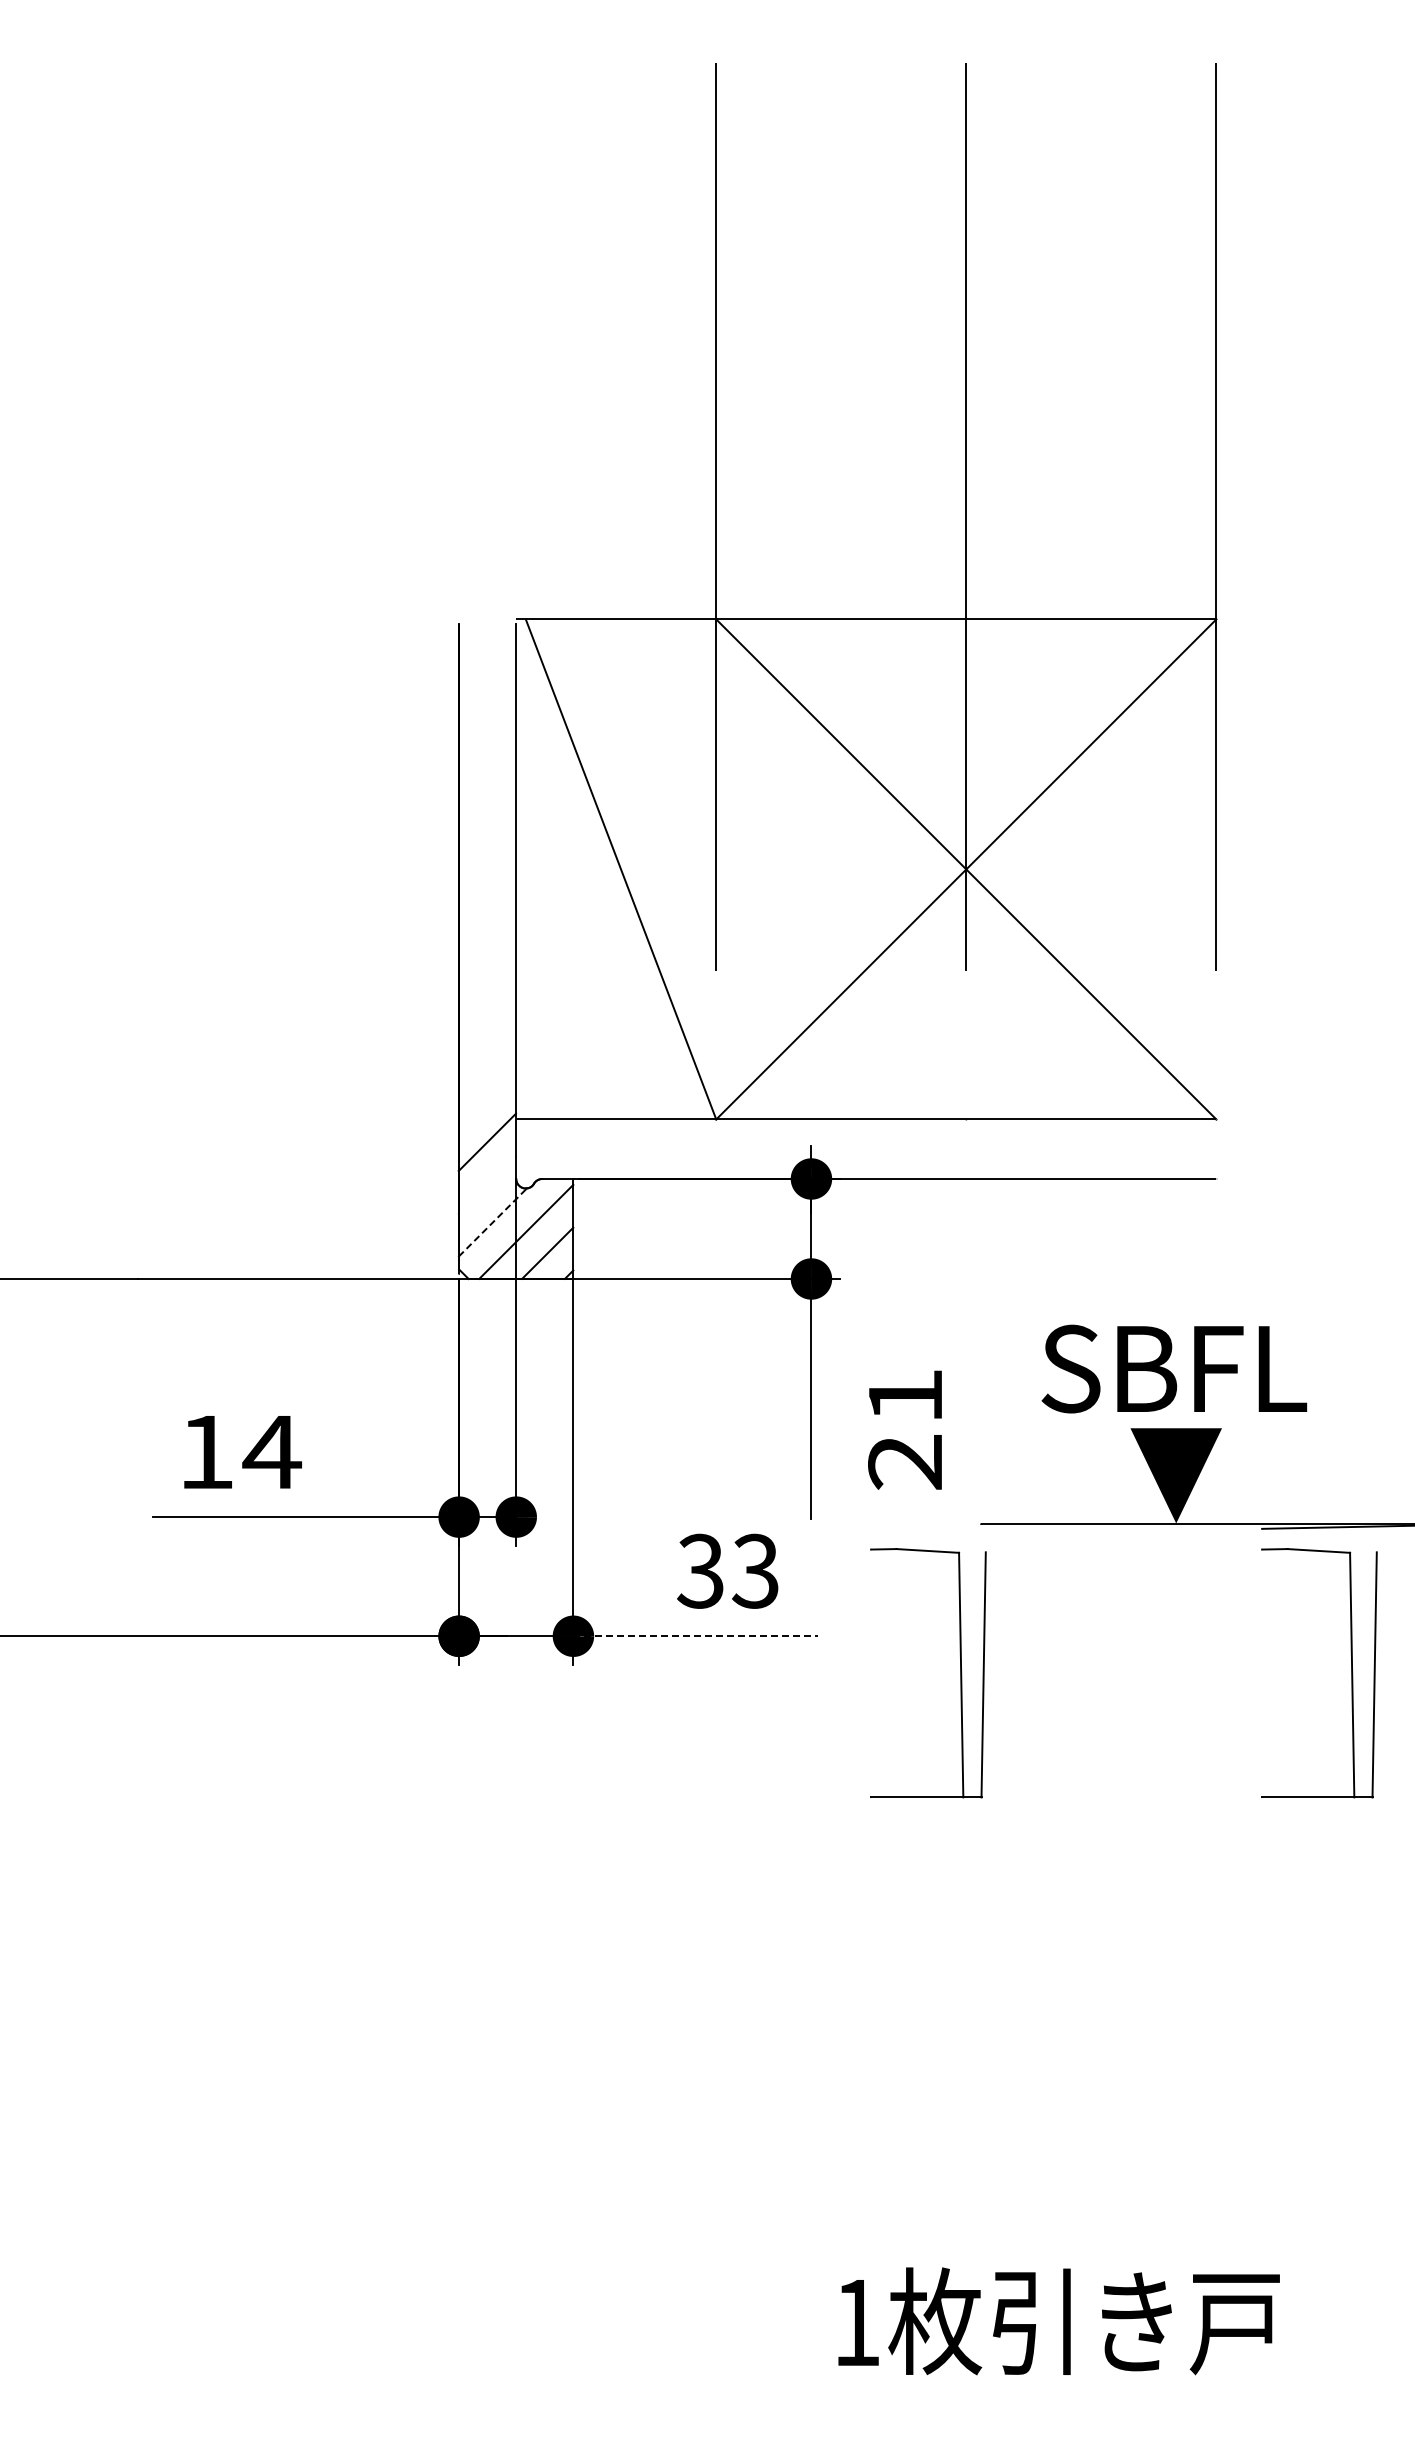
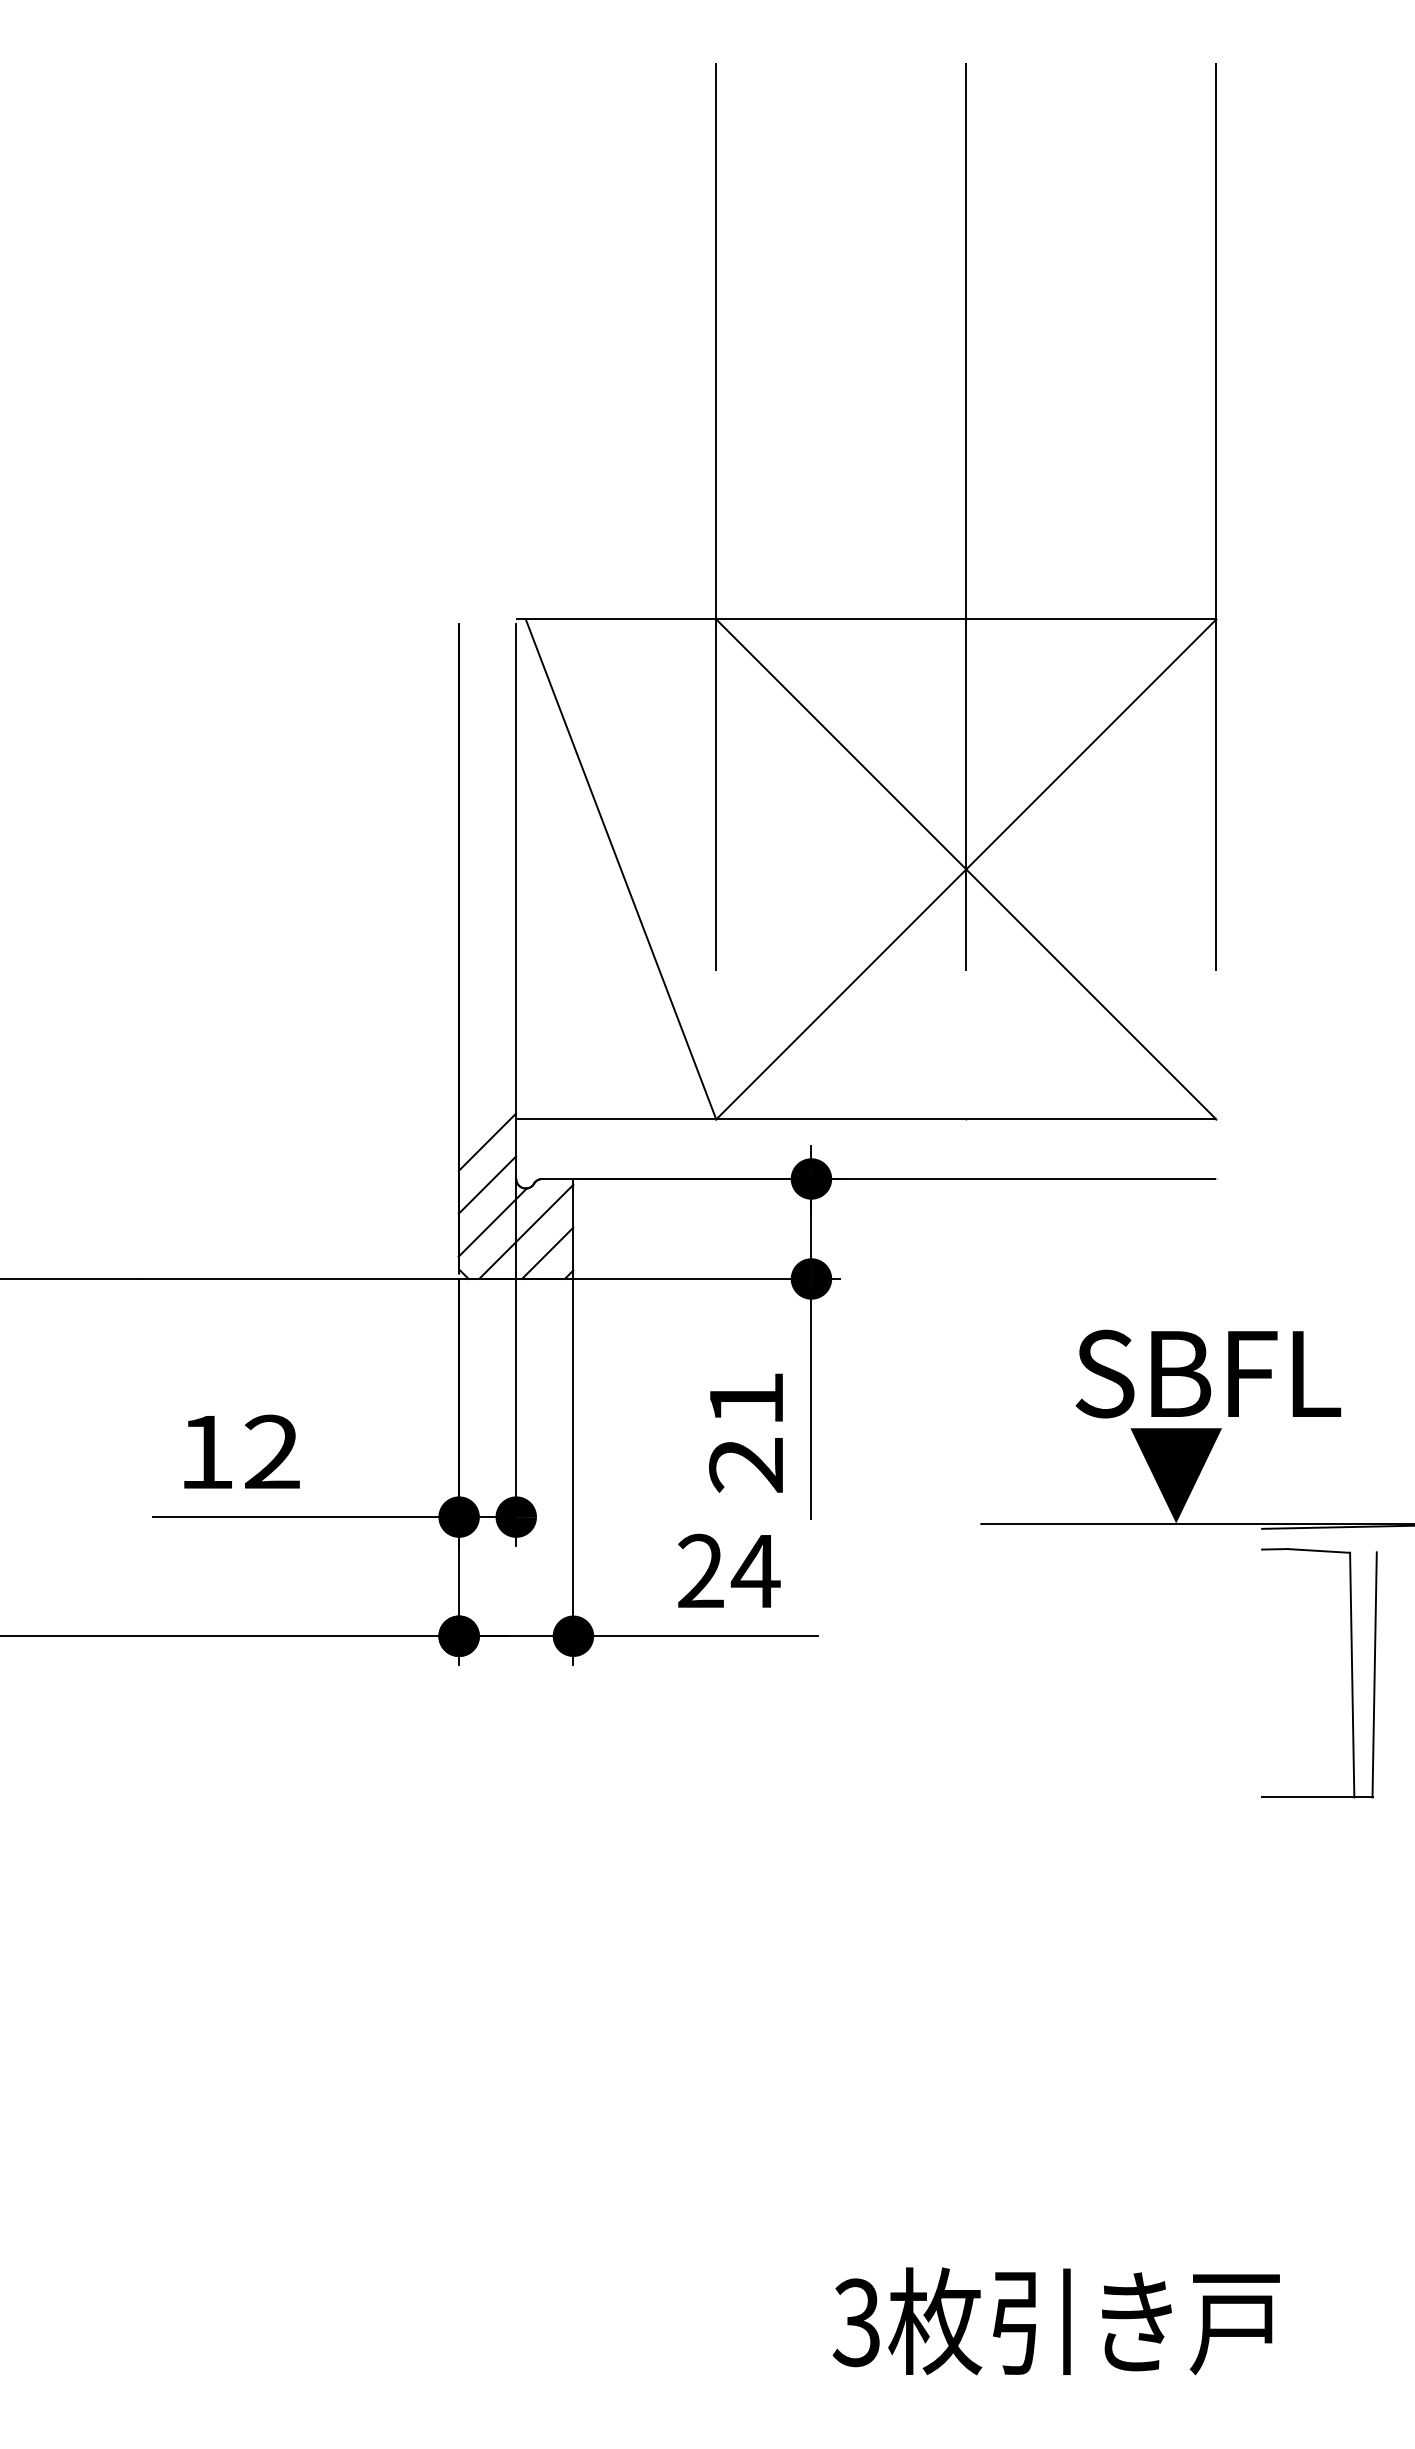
line: none -> present (486, 1184)
line: dashed -> solid (493, 1222)
text position: (1174, 1368) -> (1208, 1373) (1208, 1373)
text position: (904, 1429) -> (745, 1432) (745, 1432)
text: 14 -> 12 (272, 1451)
text: 33 -> 24 (728, 1570)
line: dashed -> solid (696, 1636)
part: present -> none (960, 1673)
text: 1 -> 3 (855, 2322)
